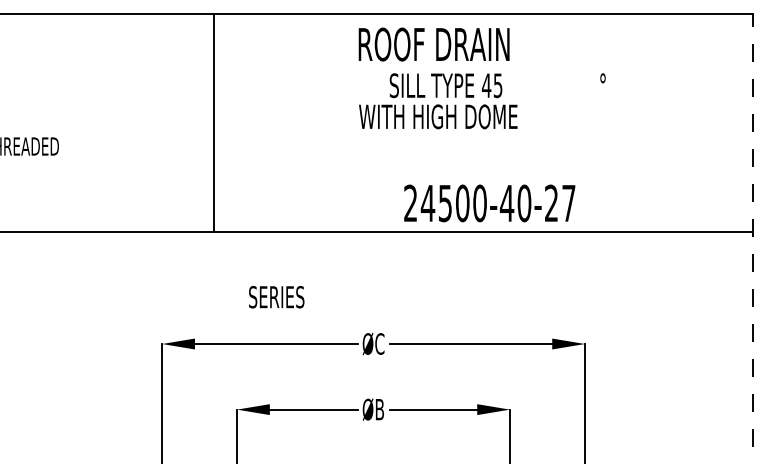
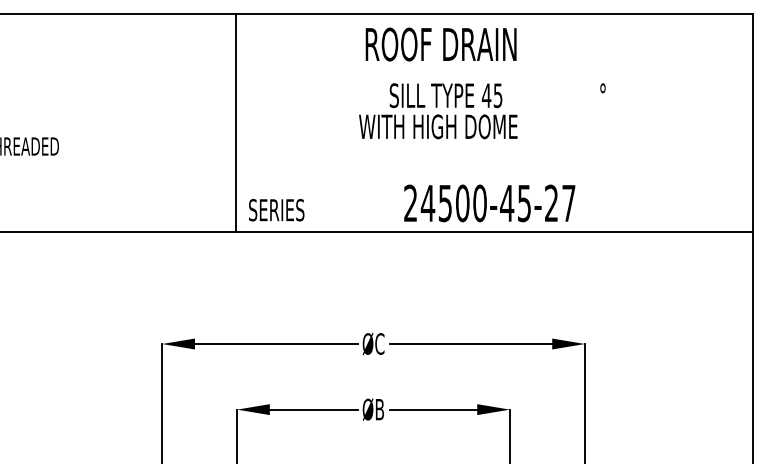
text position: (433, 44) -> (440, 44) (440, 44)
text position: (482, 101) -> (482, 111) (482, 111)
line position: (214, 122) -> (236, 122) (236, 122)
text: 24500-40-27 -> 24500-45-27 (524, 203)
line: dashed -> solid (752, 238)
text position: (276, 297) -> (276, 210) (276, 210)
